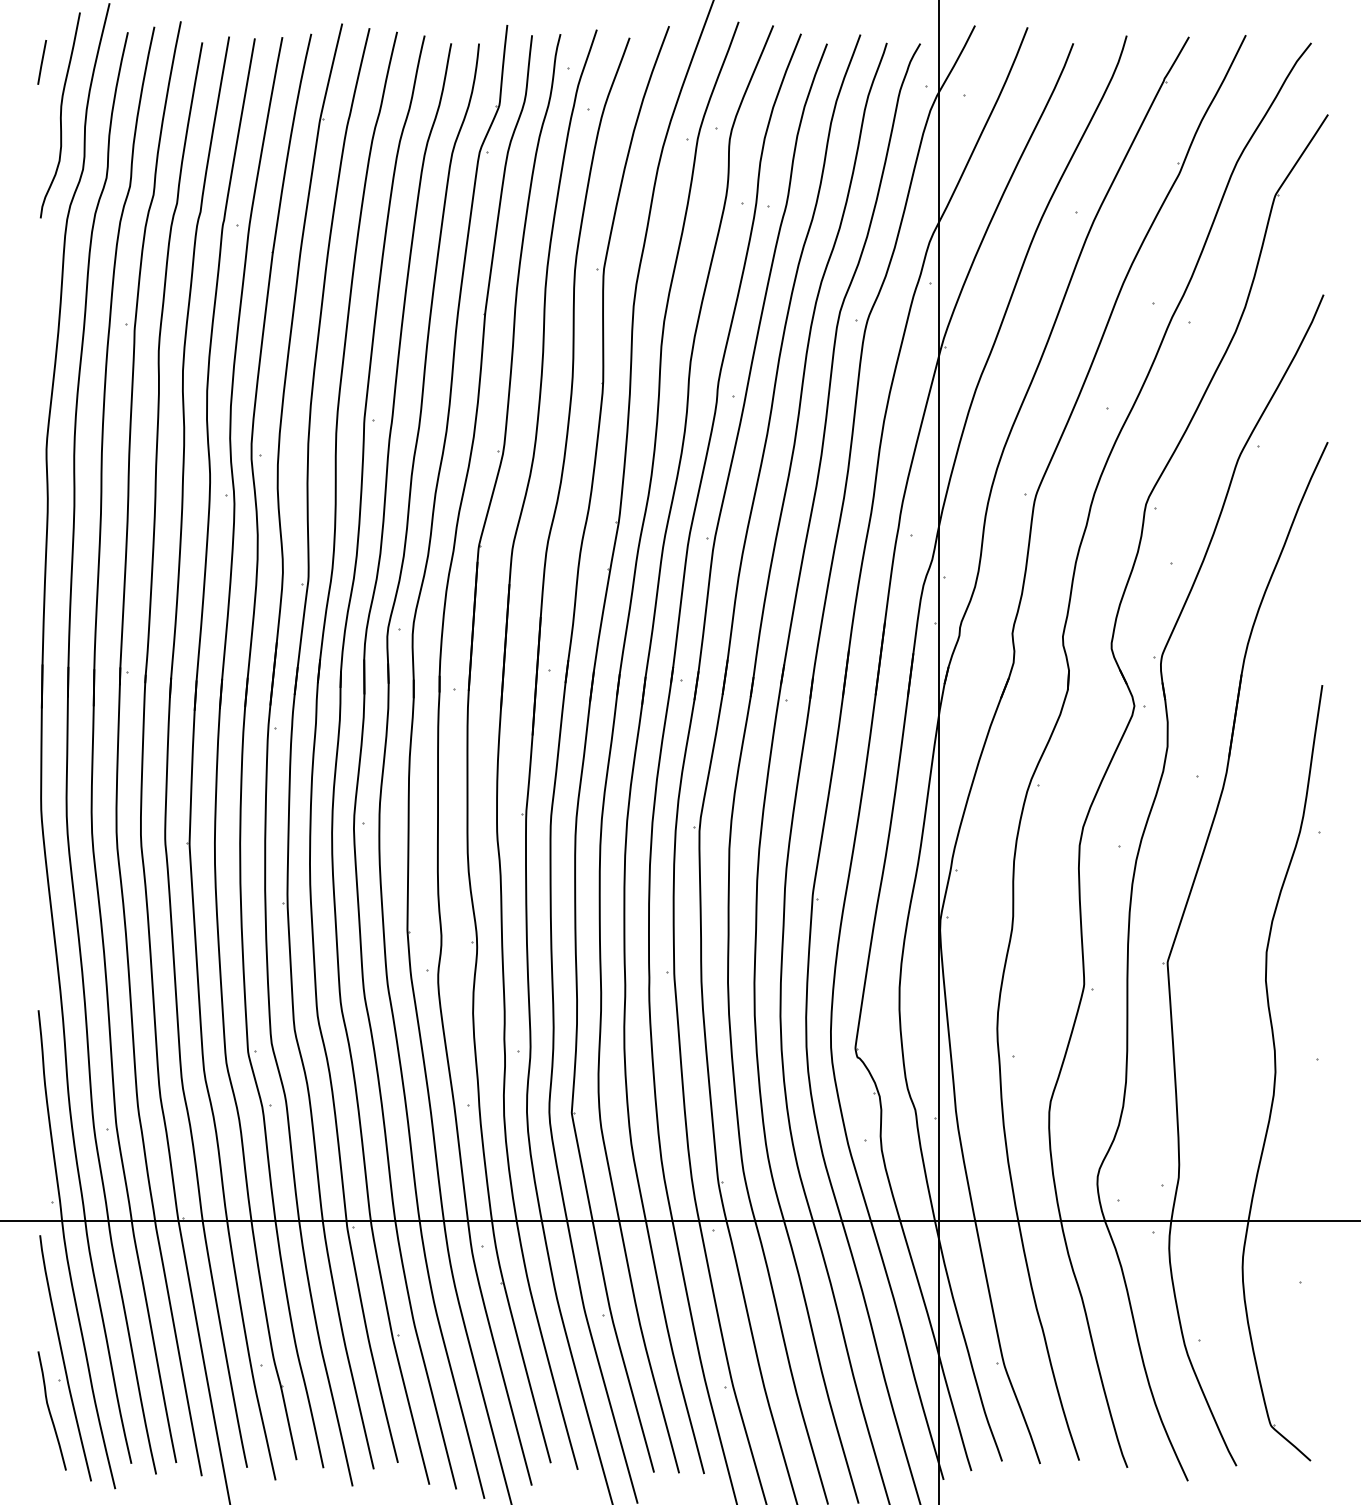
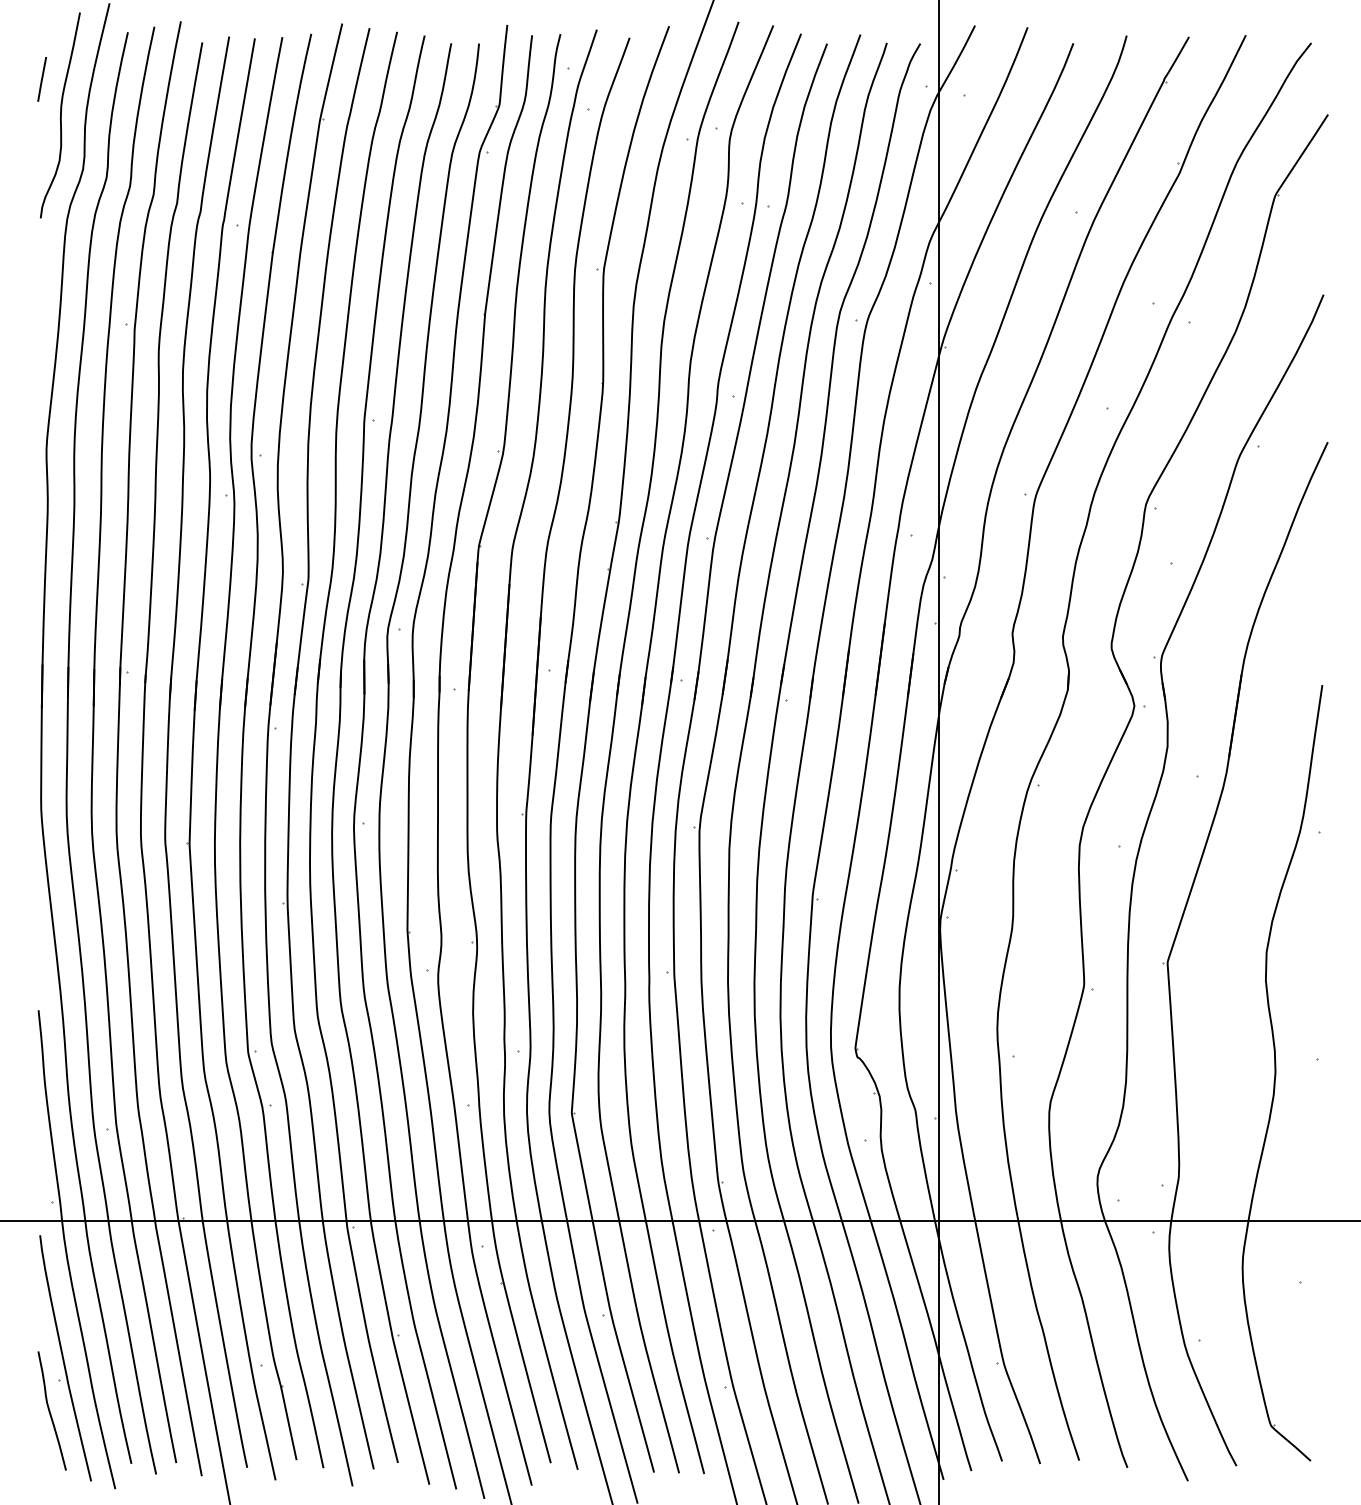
line position: (42, 62) -> (42, 79) (42, 79)
